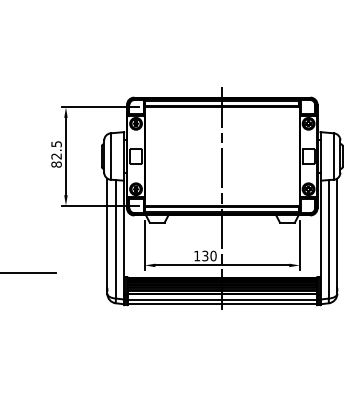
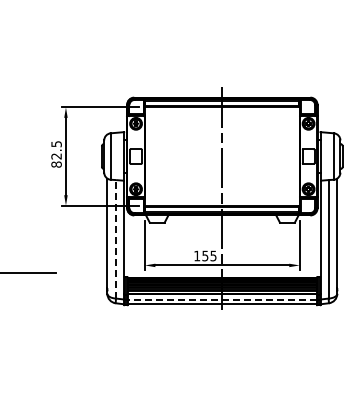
line: solid -> dashed (116, 238)
text: 130 -> 155 (209, 255)
line: solid -> dashed (222, 299)
